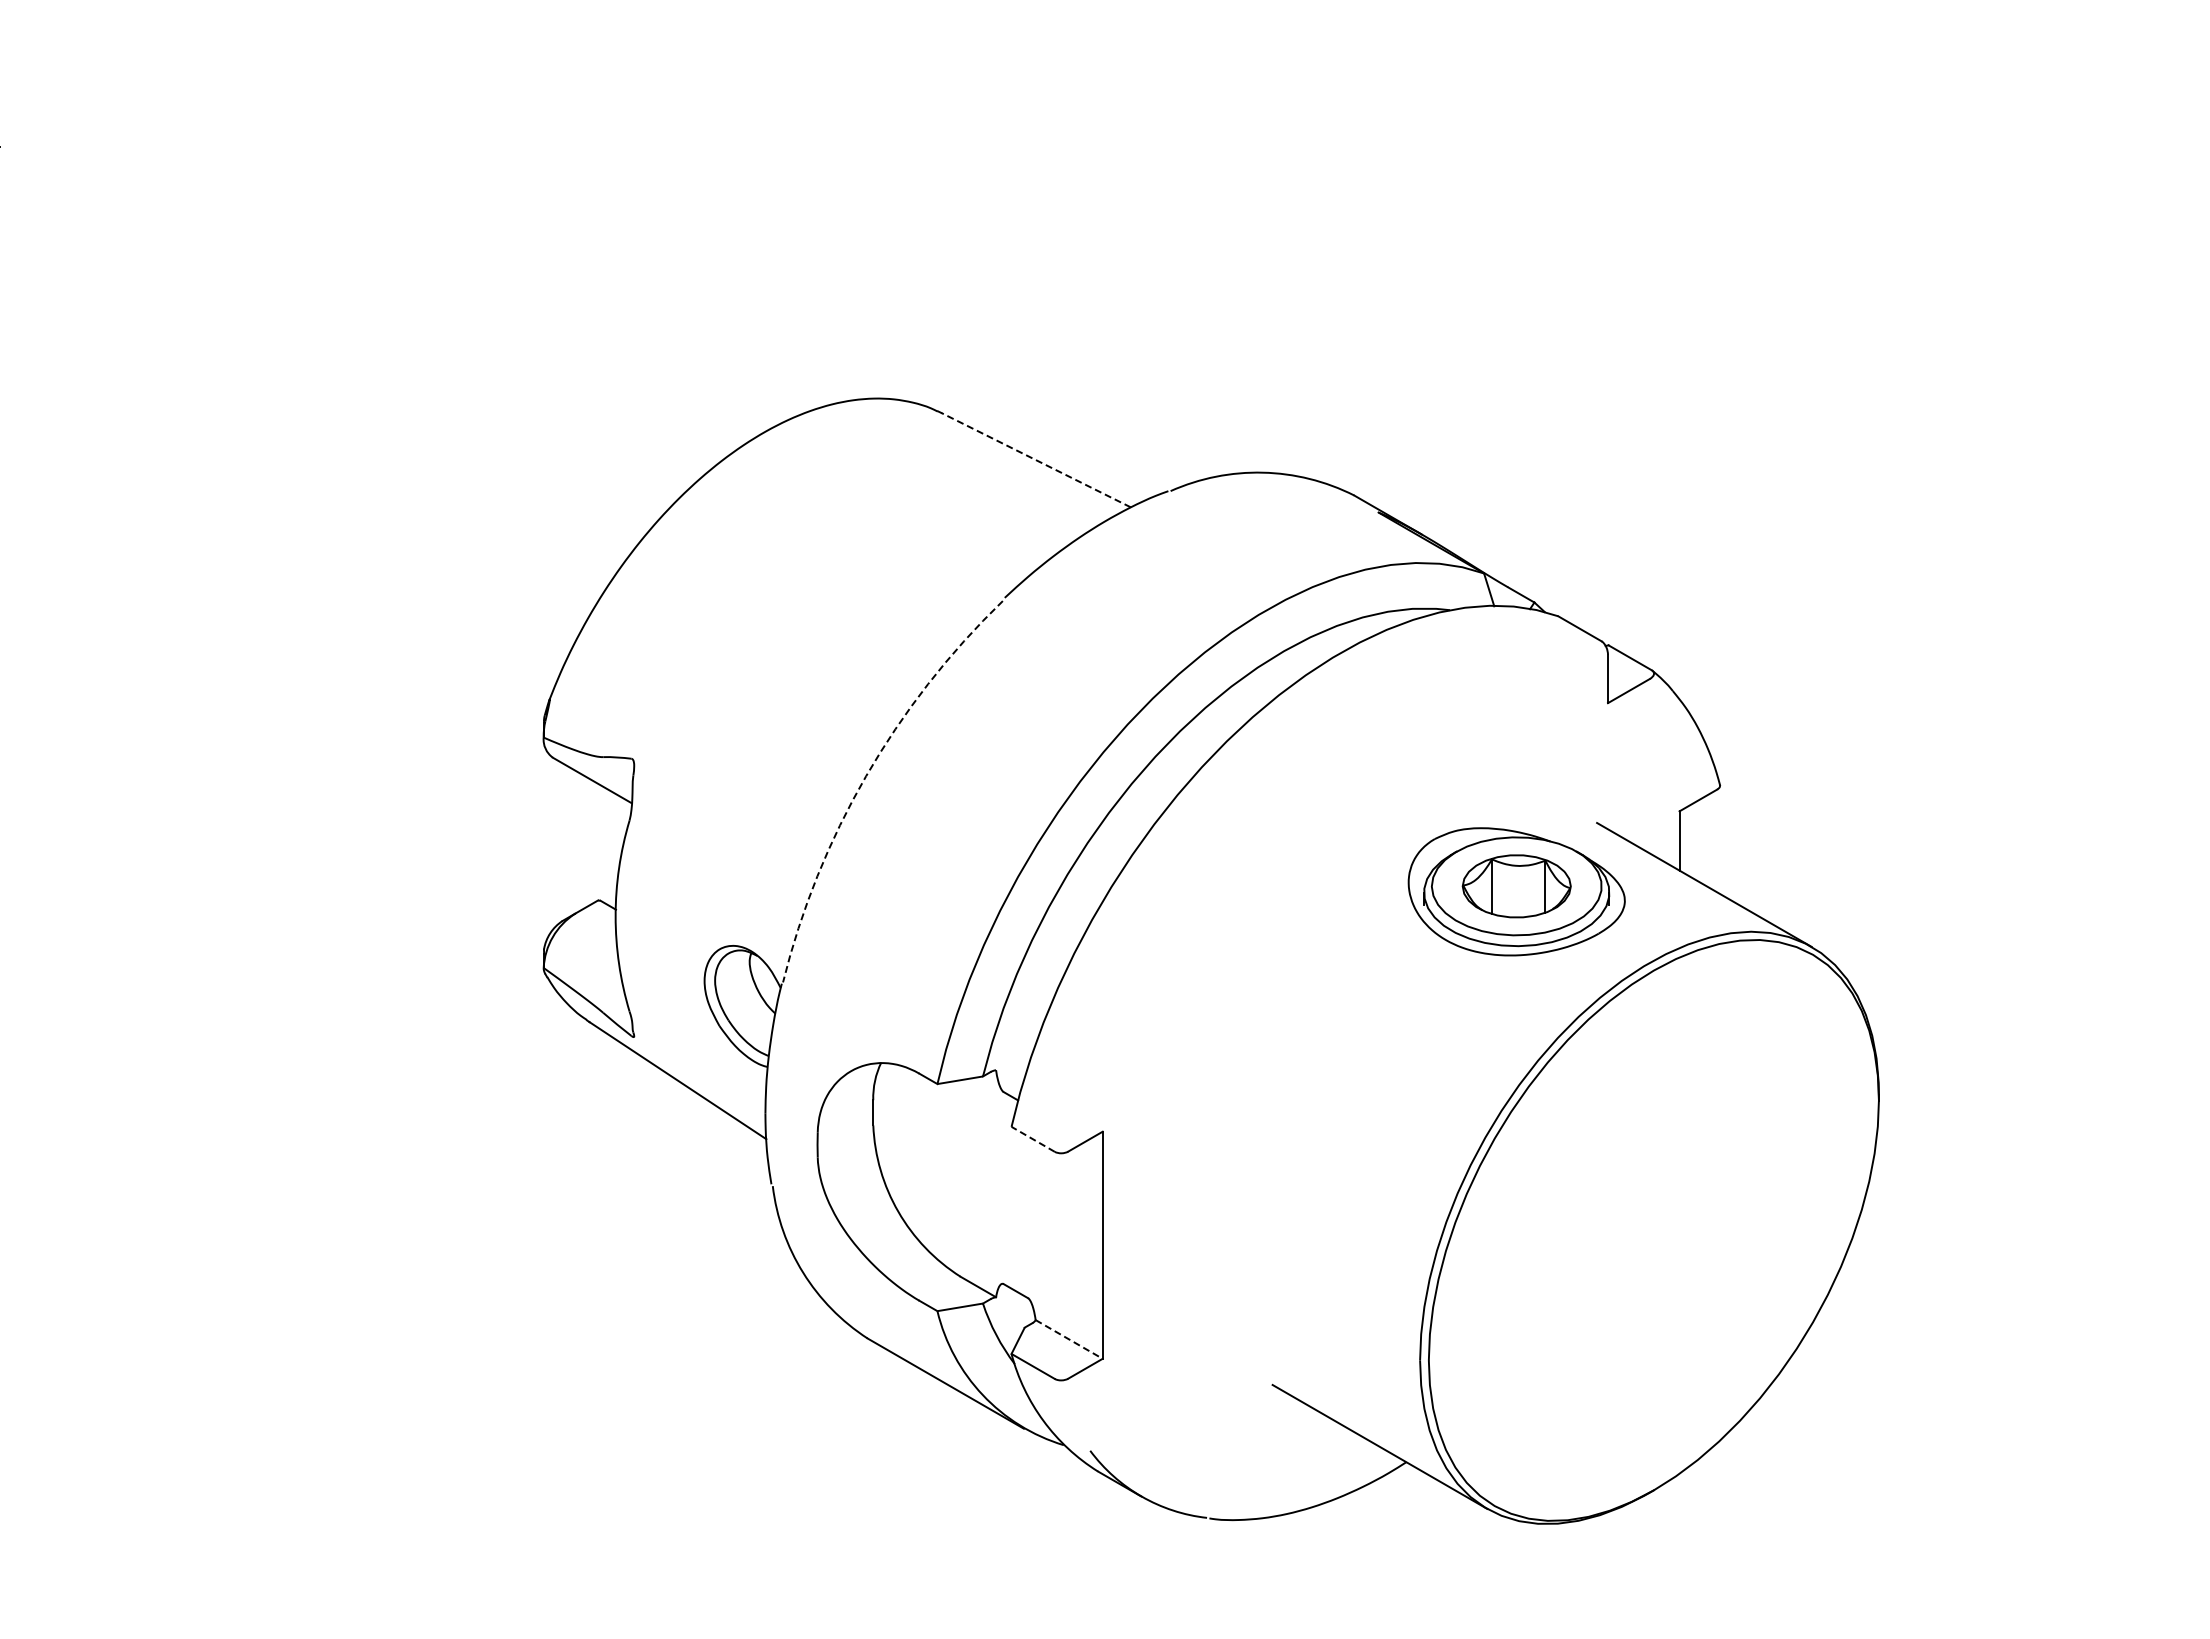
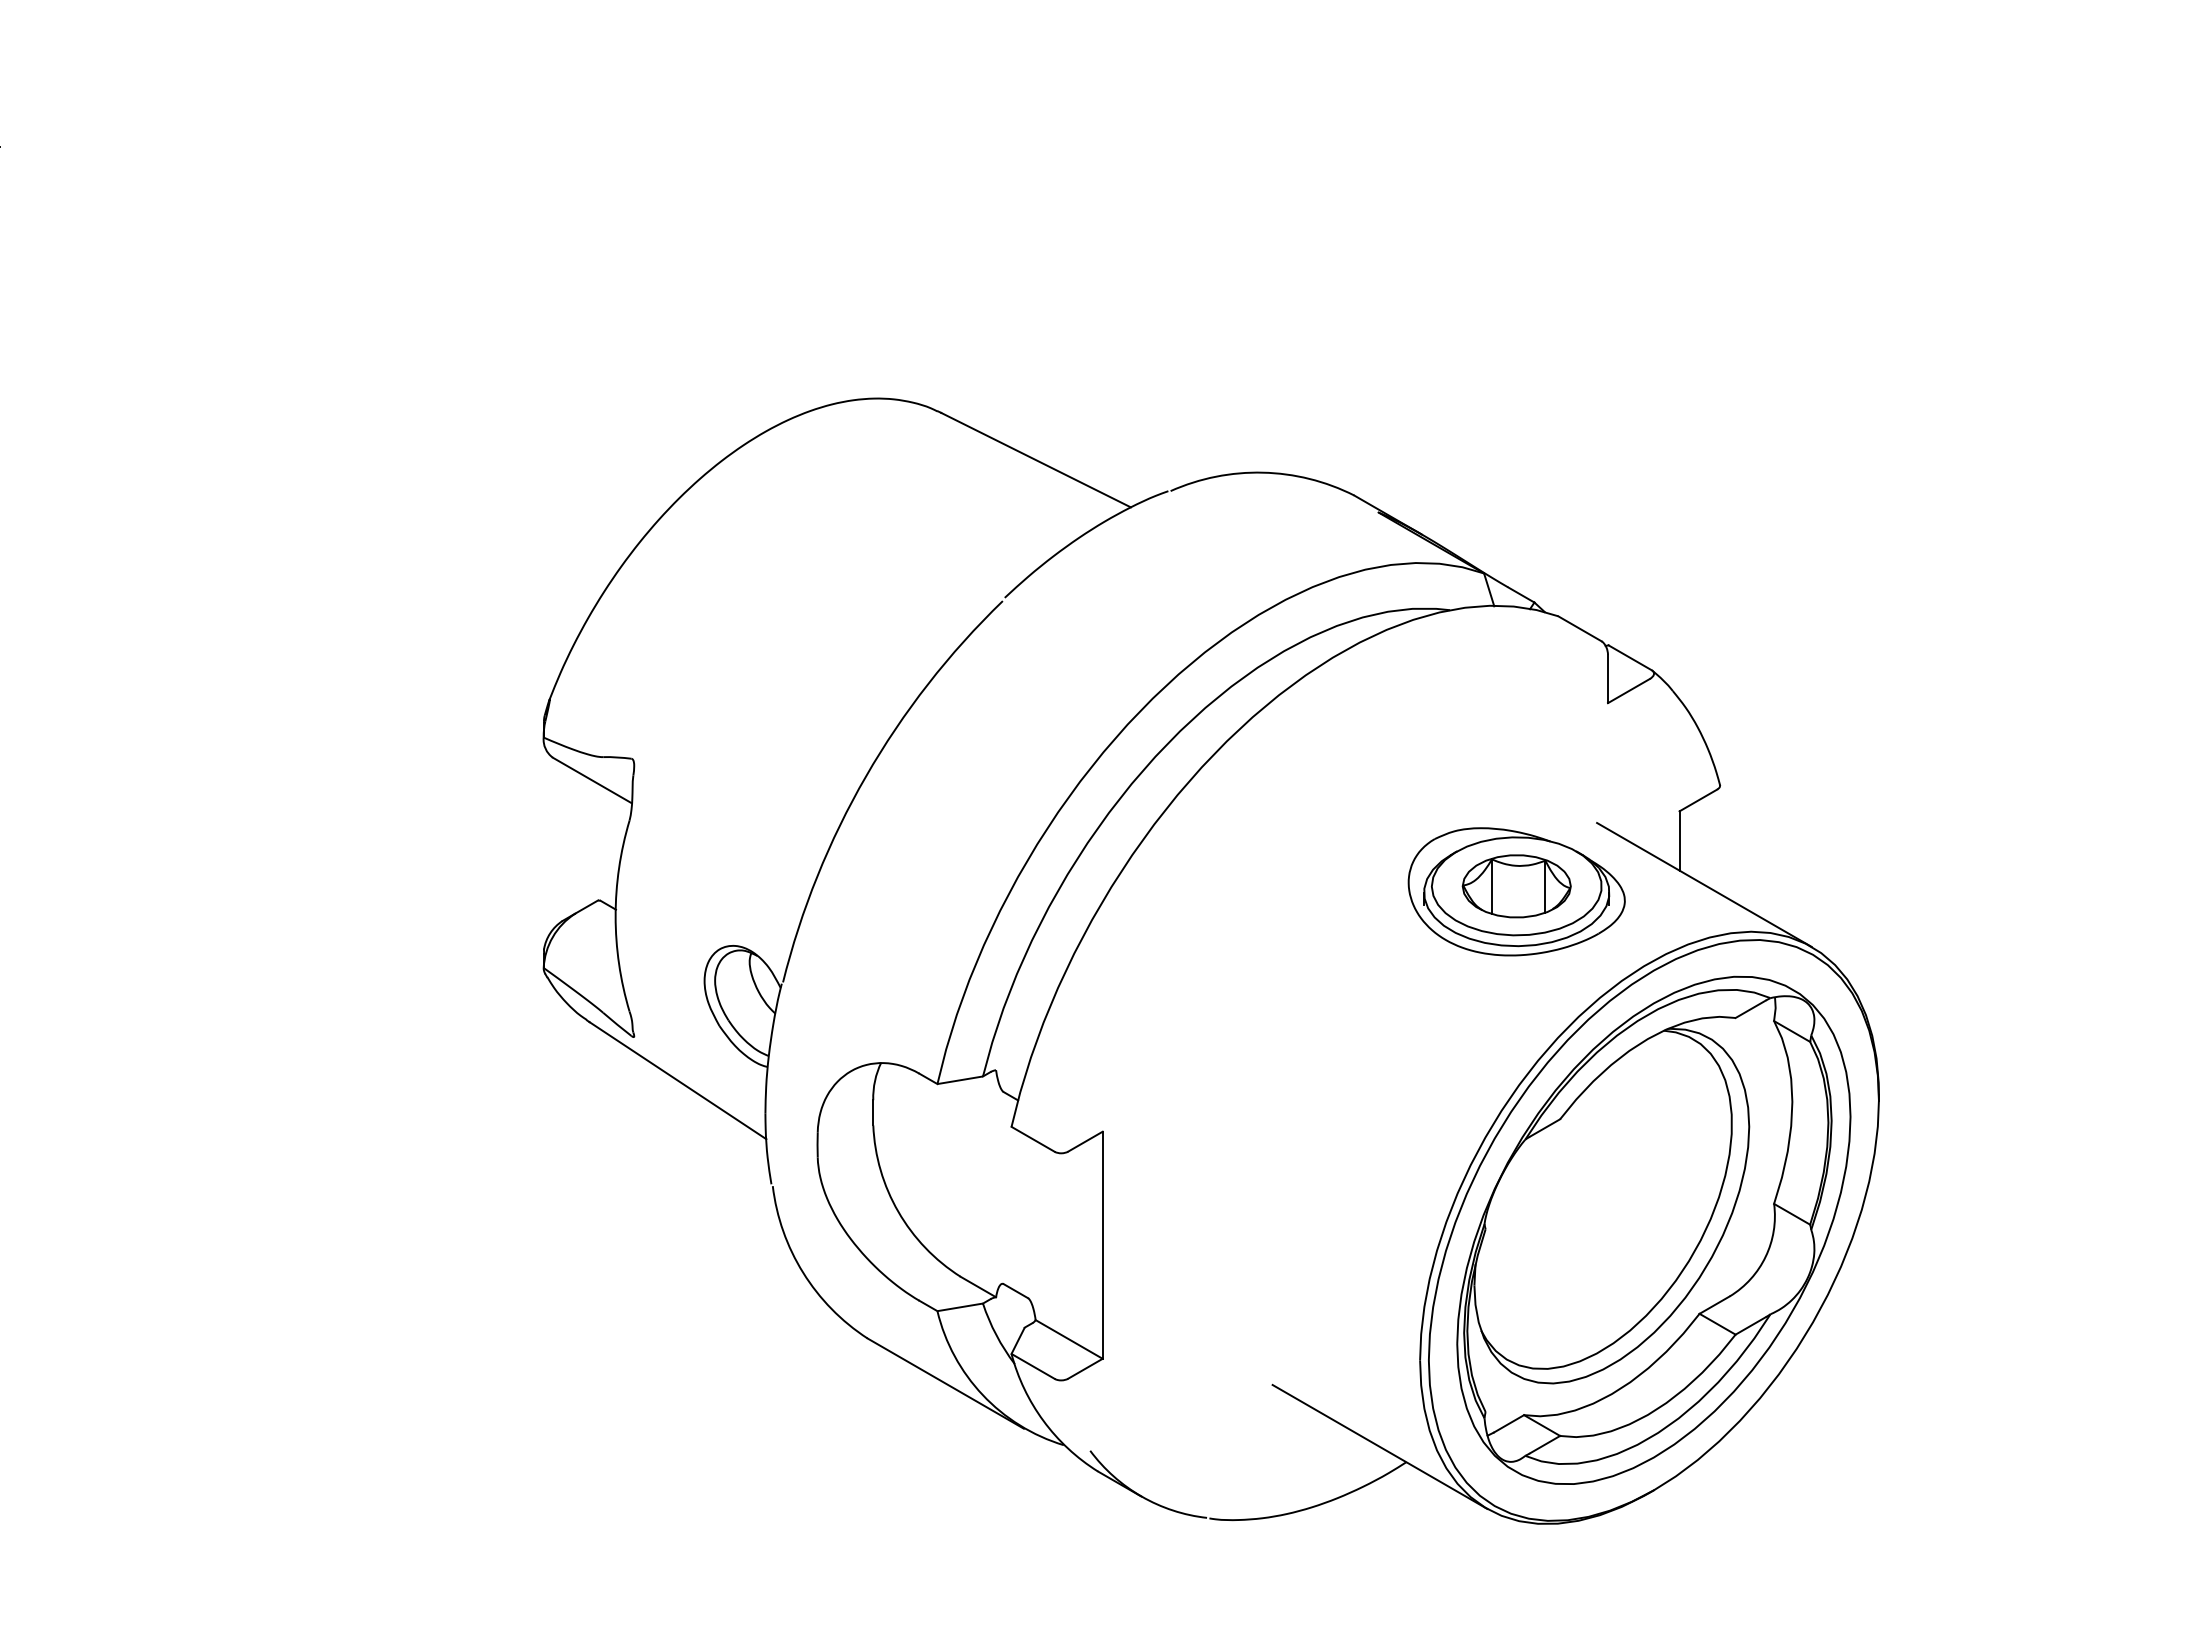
line: dashed -> solid (1036, 460)
arc: dashed -> solid (866, 776)
line: dashed -> solid (1033, 1139)
part: none -> present (1653, 1229)
line: dashed -> solid (1069, 1339)
